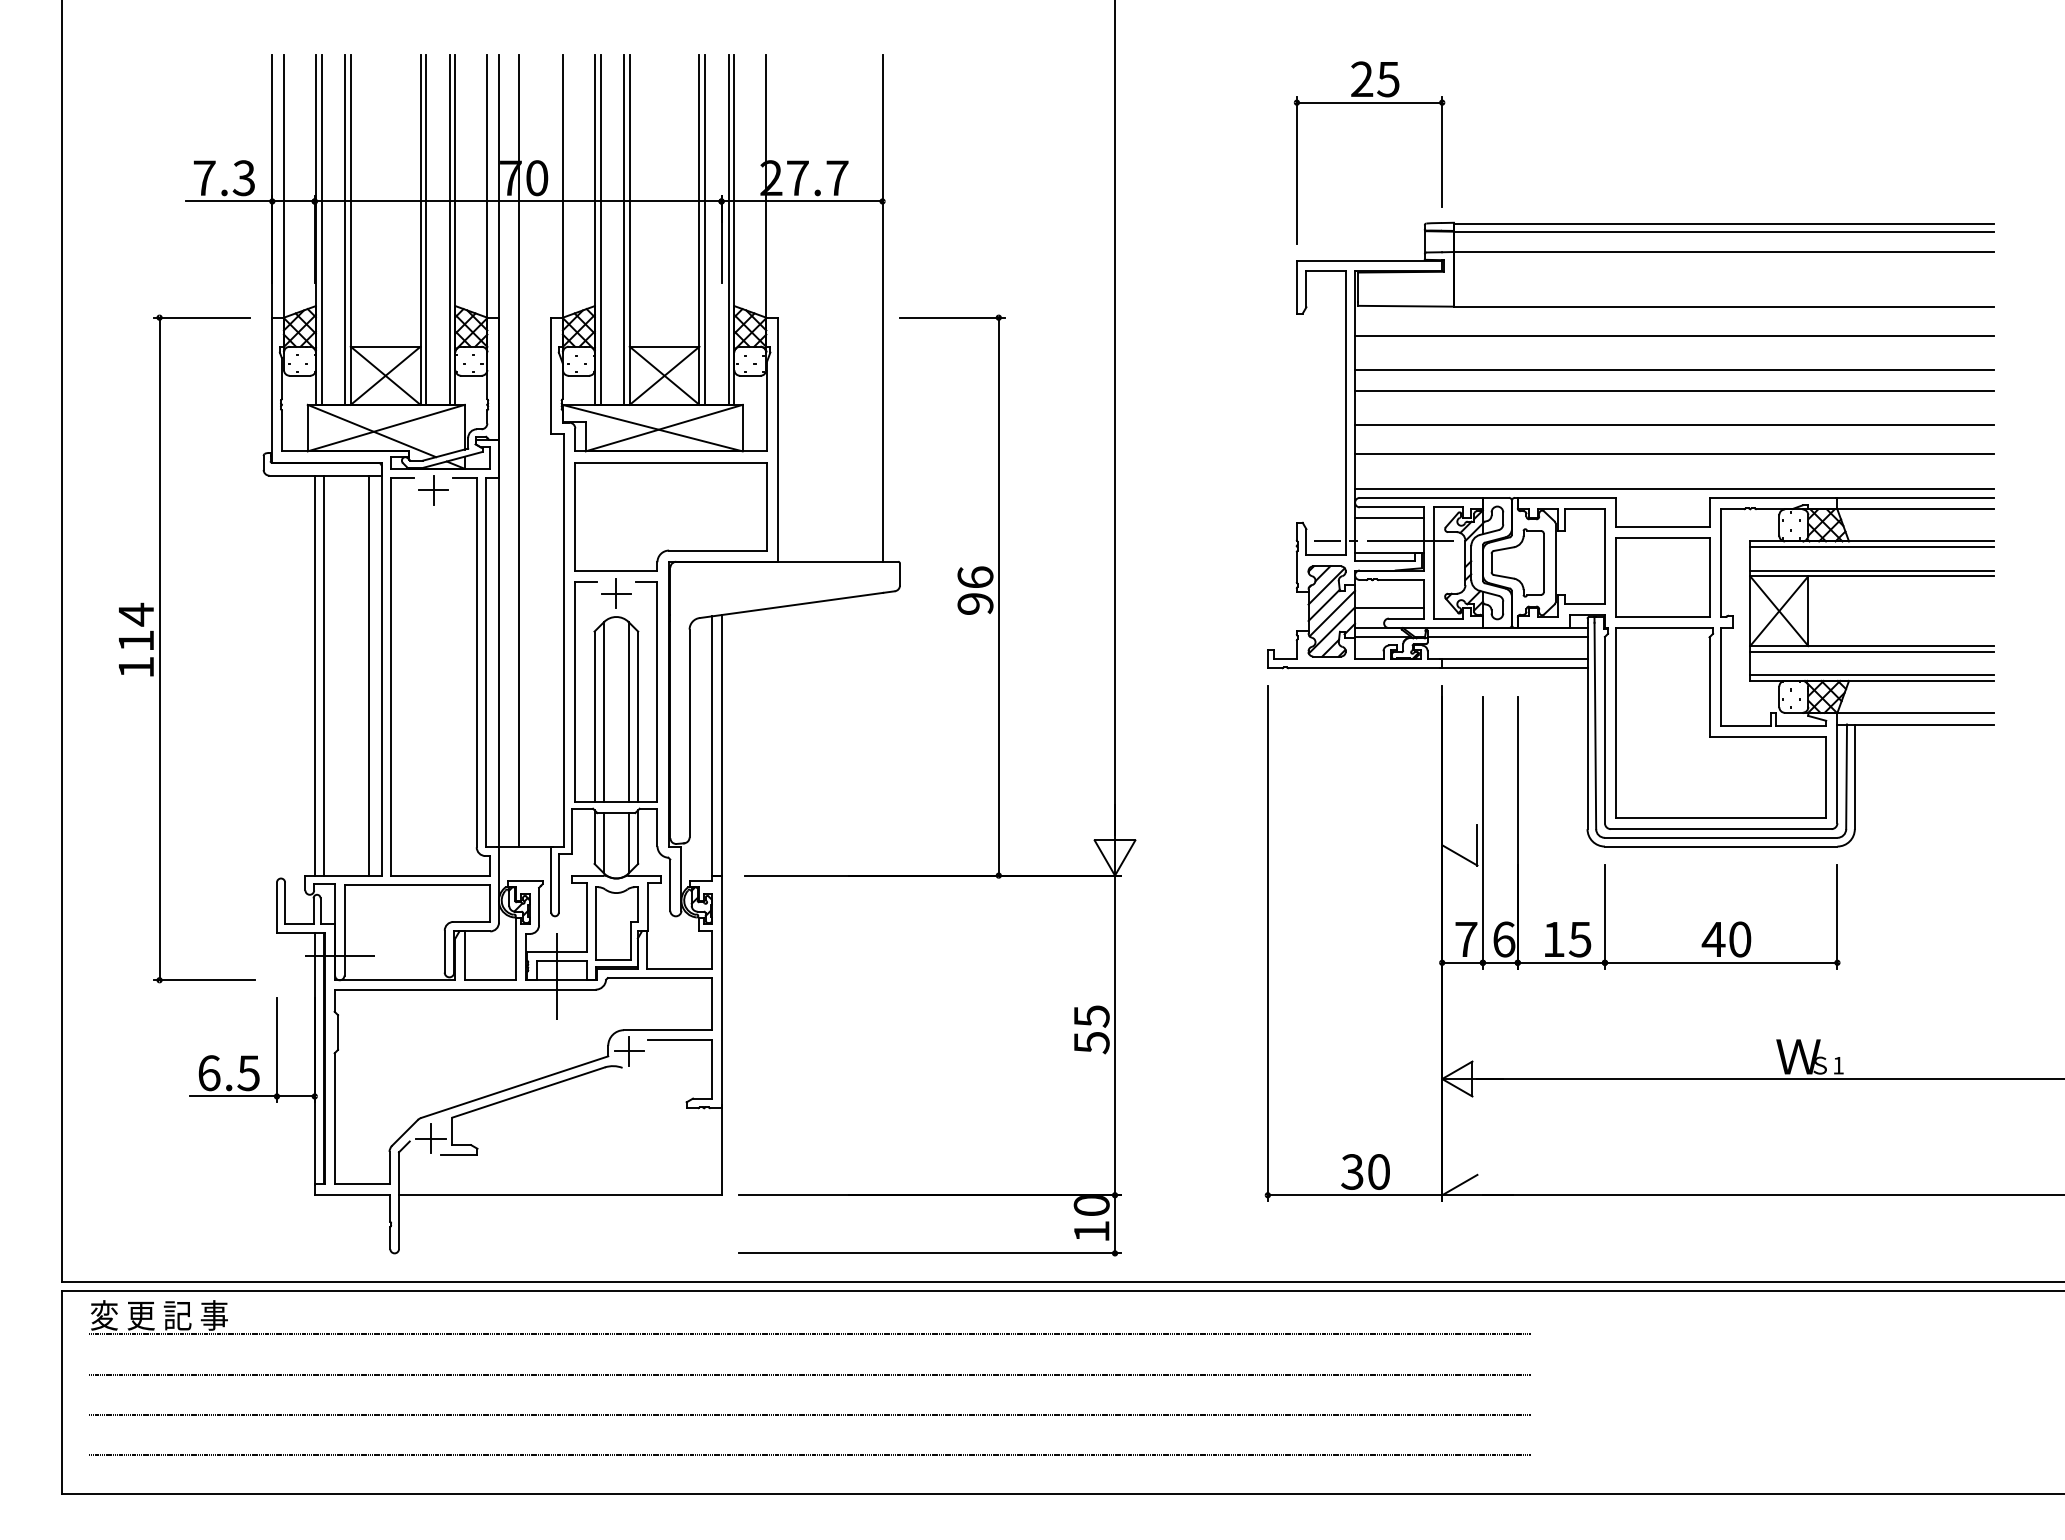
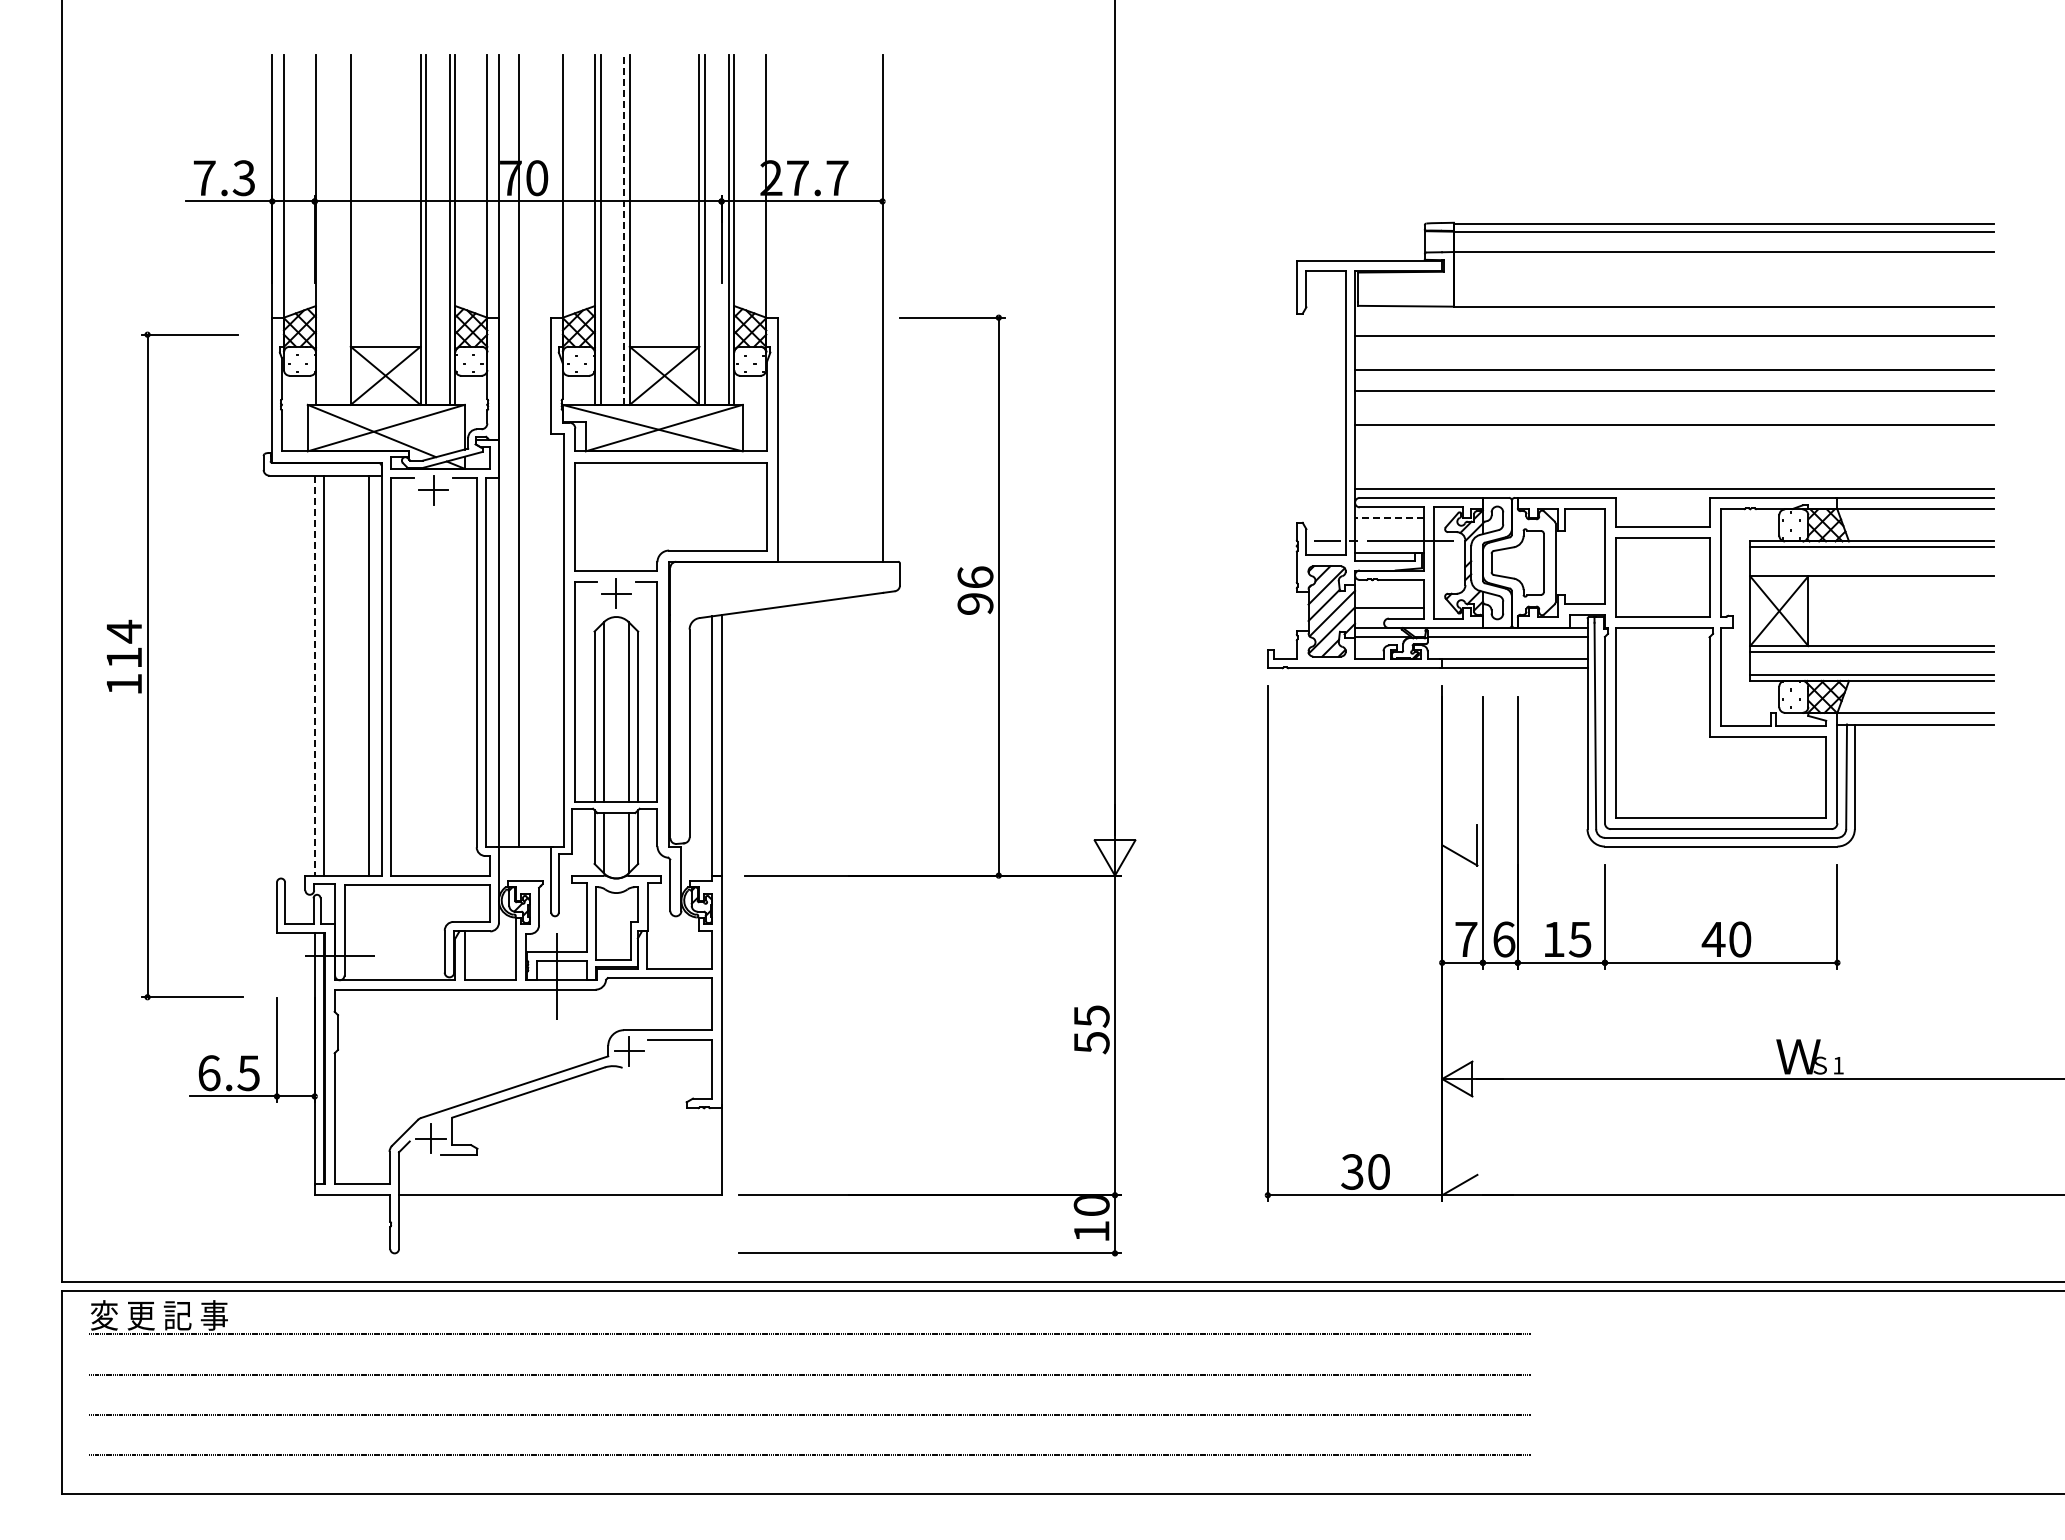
part: present -> none (1369, 103)
line: present -> none (321, 229)
line: present -> none (344, 229)
line: solid -> dashed (623, 229)
line: present -> none (1674, 454)
line: solid -> dashed (1389, 518)
line: present -> none (1872, 570)
part position: (160, 648) -> (148, 665) (148, 665)
line: solid -> dashed (314, 675)
